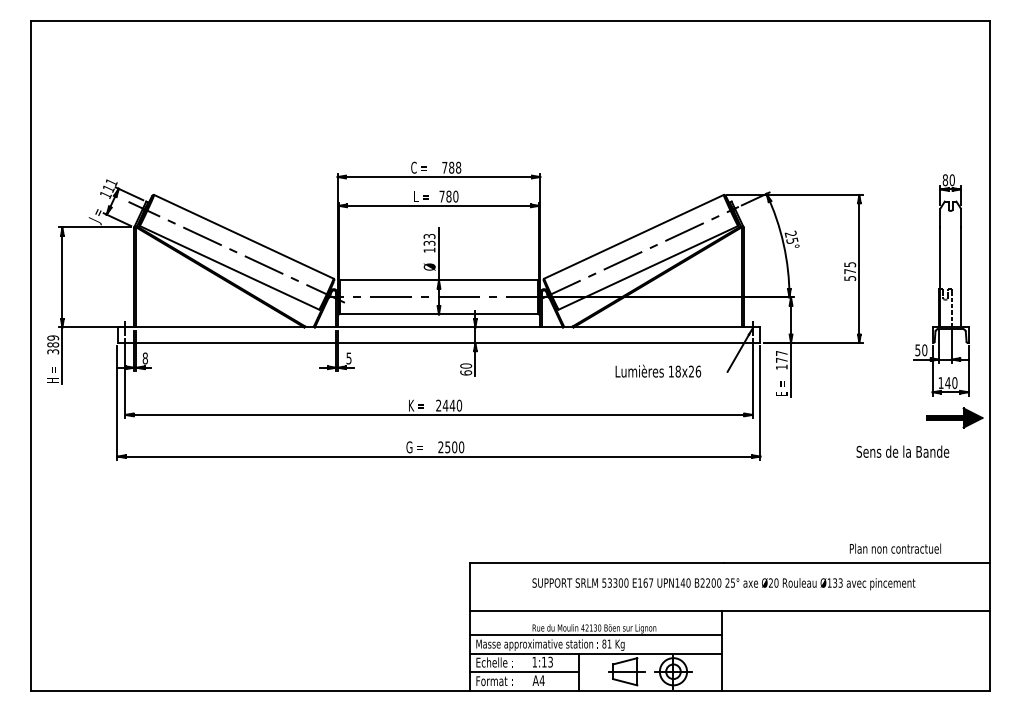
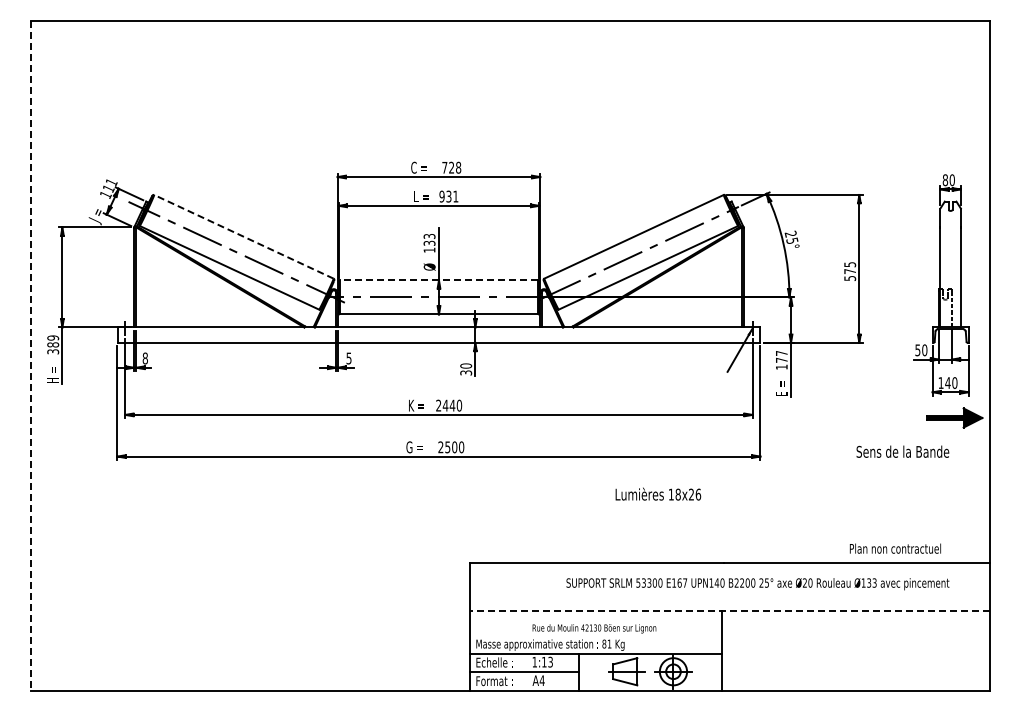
text: 788 -> 728 (451, 167)
text: 780 -> 931 (448, 196)
line: solid -> dashed (243, 236)
line: solid -> dashed (438, 280)
line: solid -> dashed (30, 356)
text position: (658, 370) -> (658, 493) (658, 493)
text: 60 -> 30 (466, 372)
text position: (723, 584) -> (757, 584) (757, 584)
line: solid -> dashed (729, 611)
line: present -> none (595, 635)
